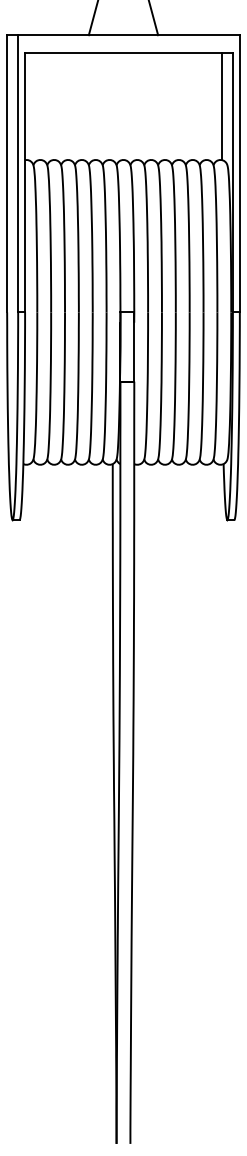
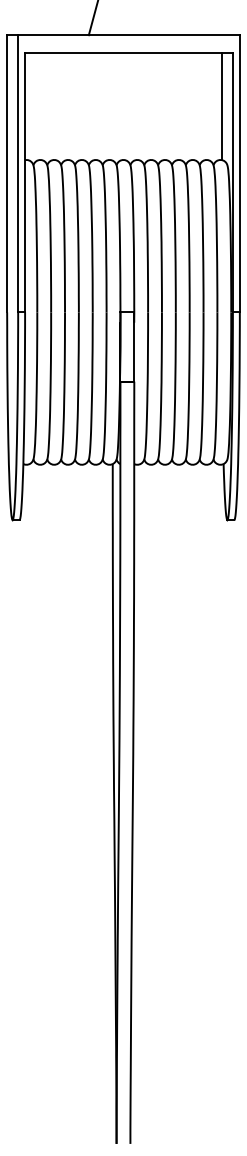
line: present -> none (153, 18)
